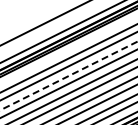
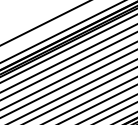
line: none -> present (68, 48)
line: dashed -> solid (69, 75)
